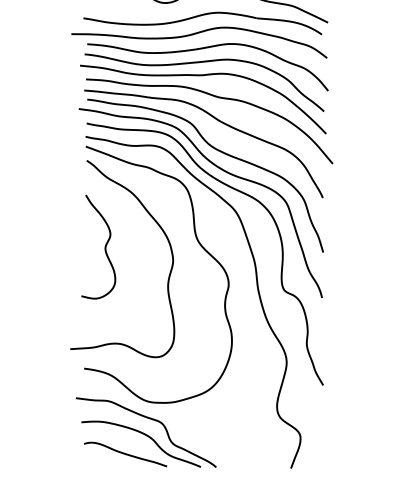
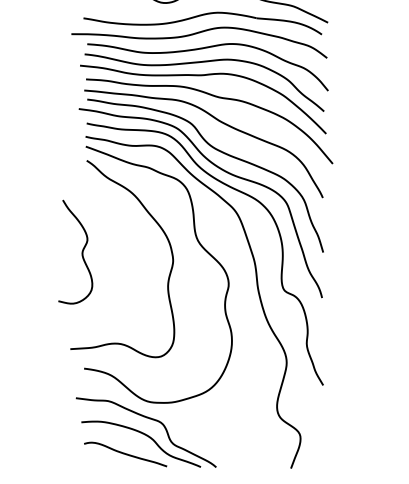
curve position: (104, 246) -> (81, 251) (81, 251)
